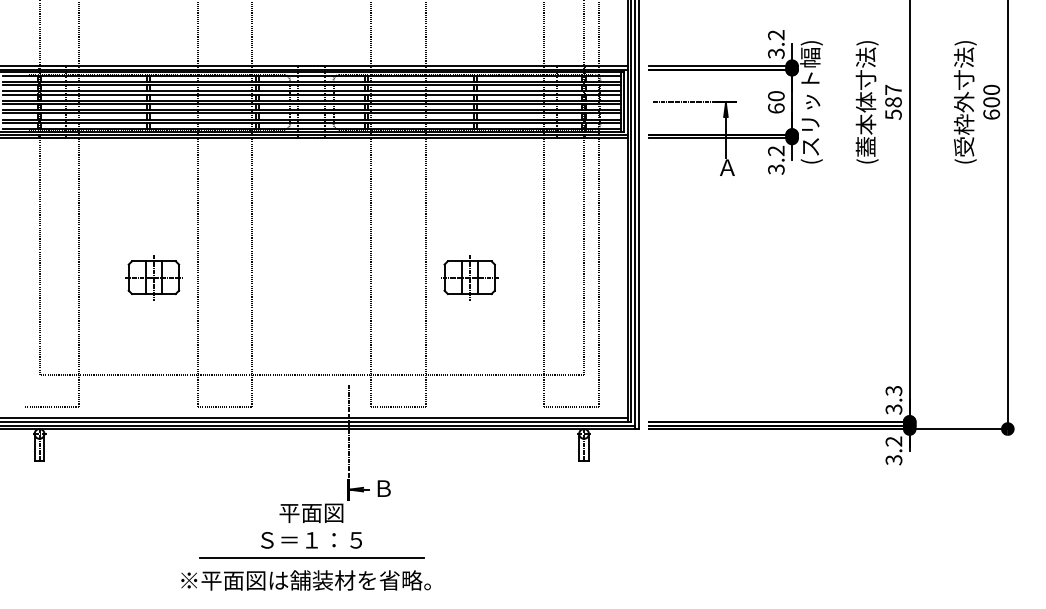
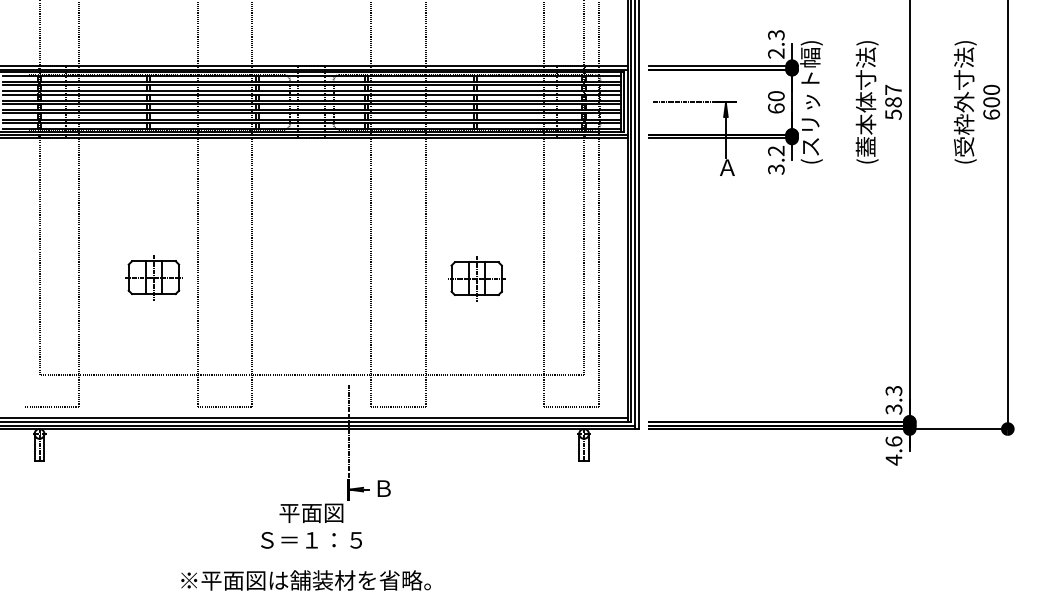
text: 3.2 -> 2.3 (776, 44)
part position: (469, 277) -> (476, 278) (476, 278)
text: 3.2 -> 4.6 (893, 450)
line: present -> none (311, 558)
